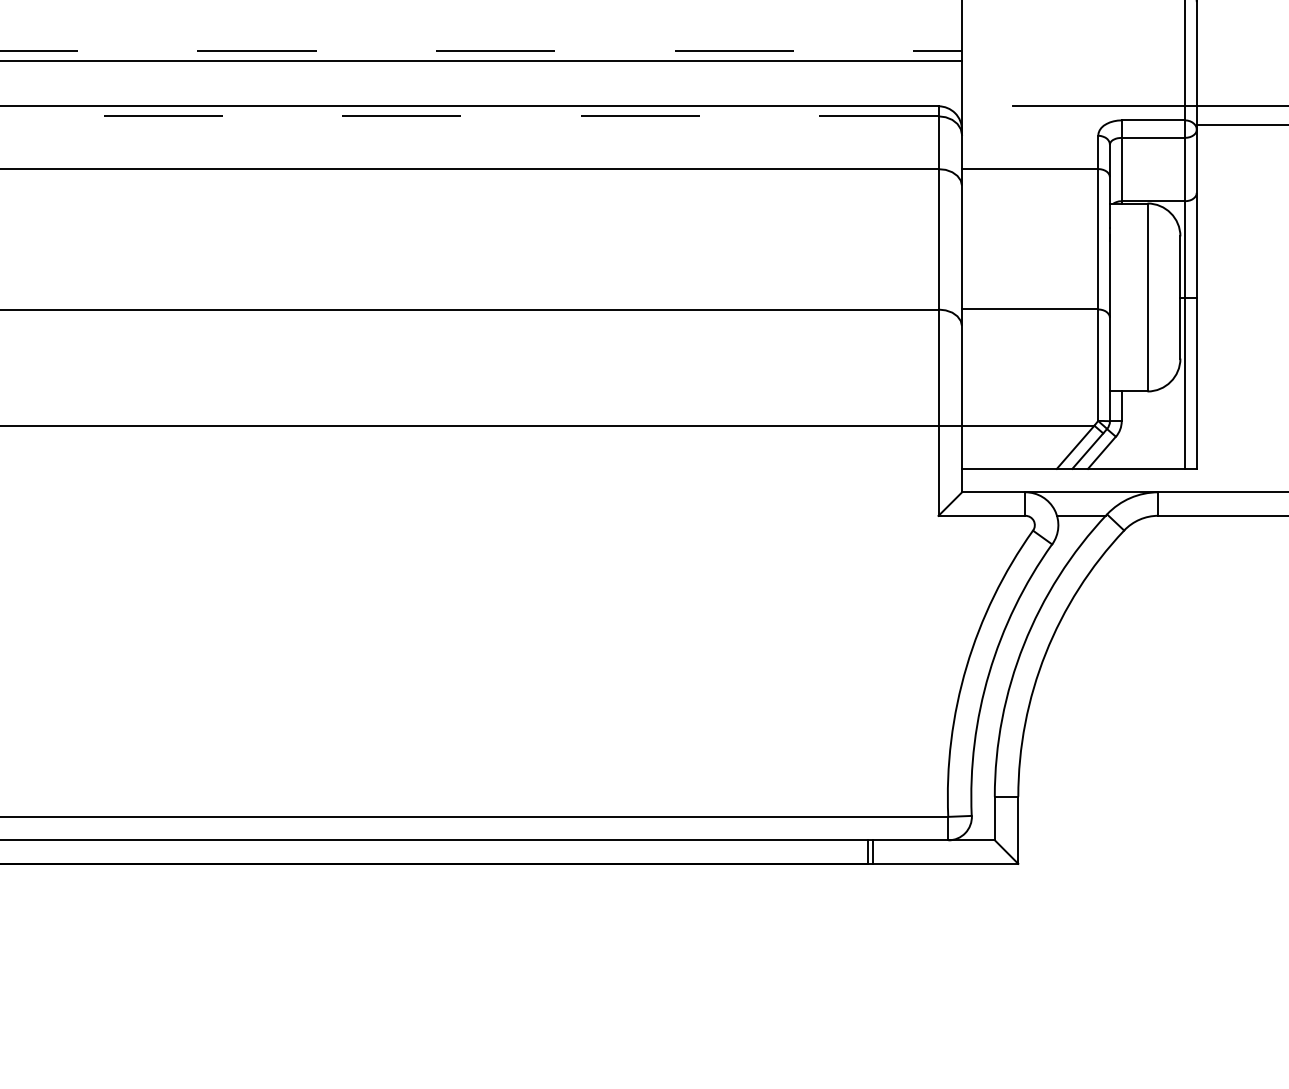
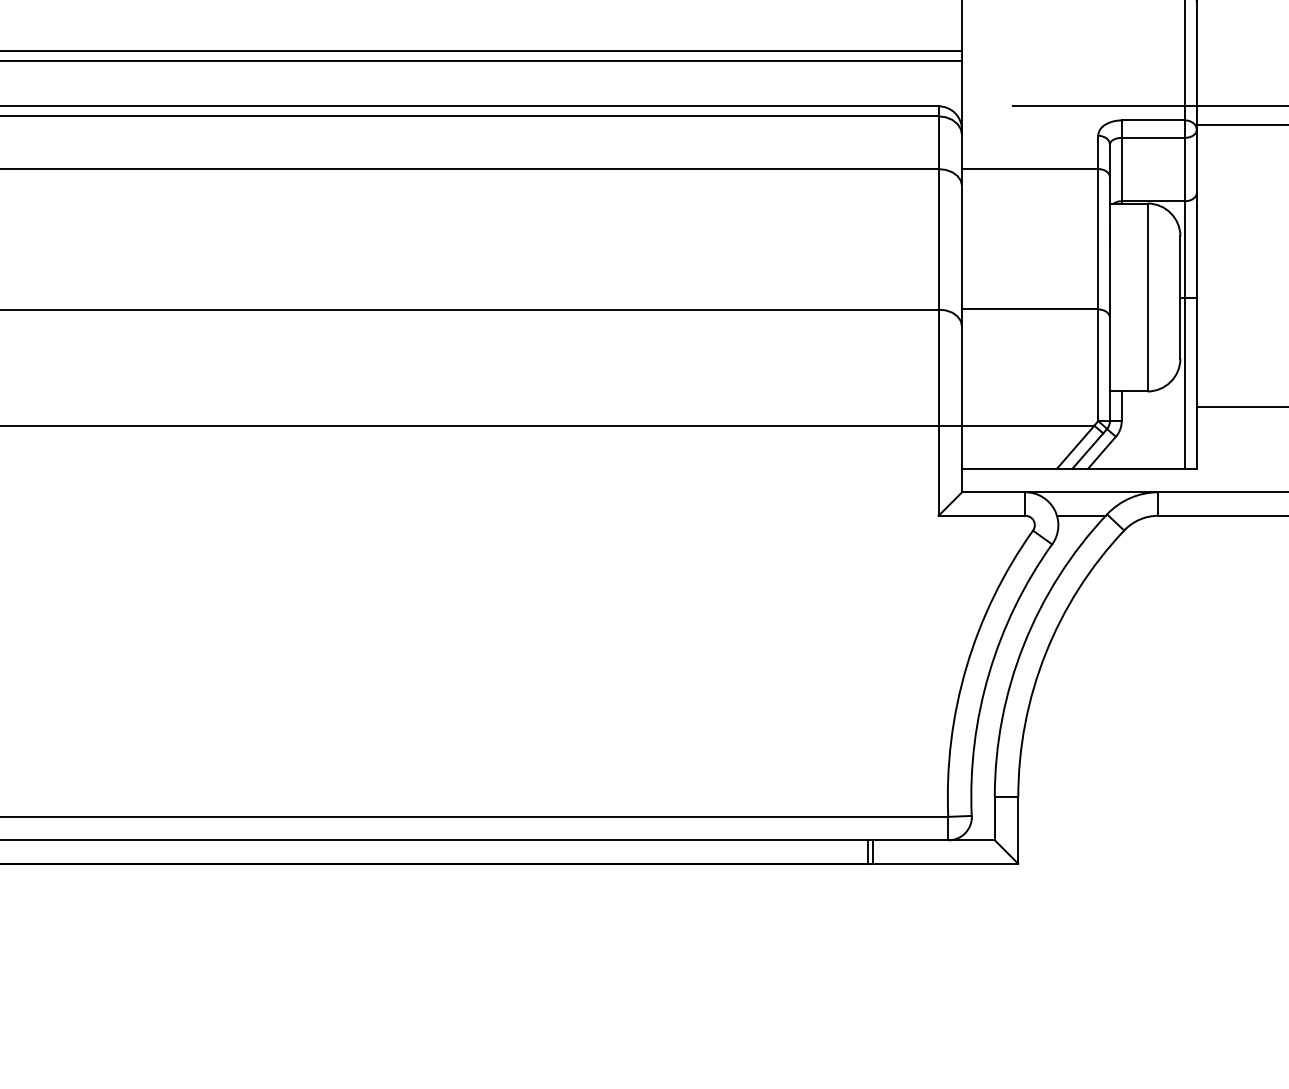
line: dashed -> solid (481, 50)
line: dashed -> solid (469, 116)
line: none -> present (1240, 406)
